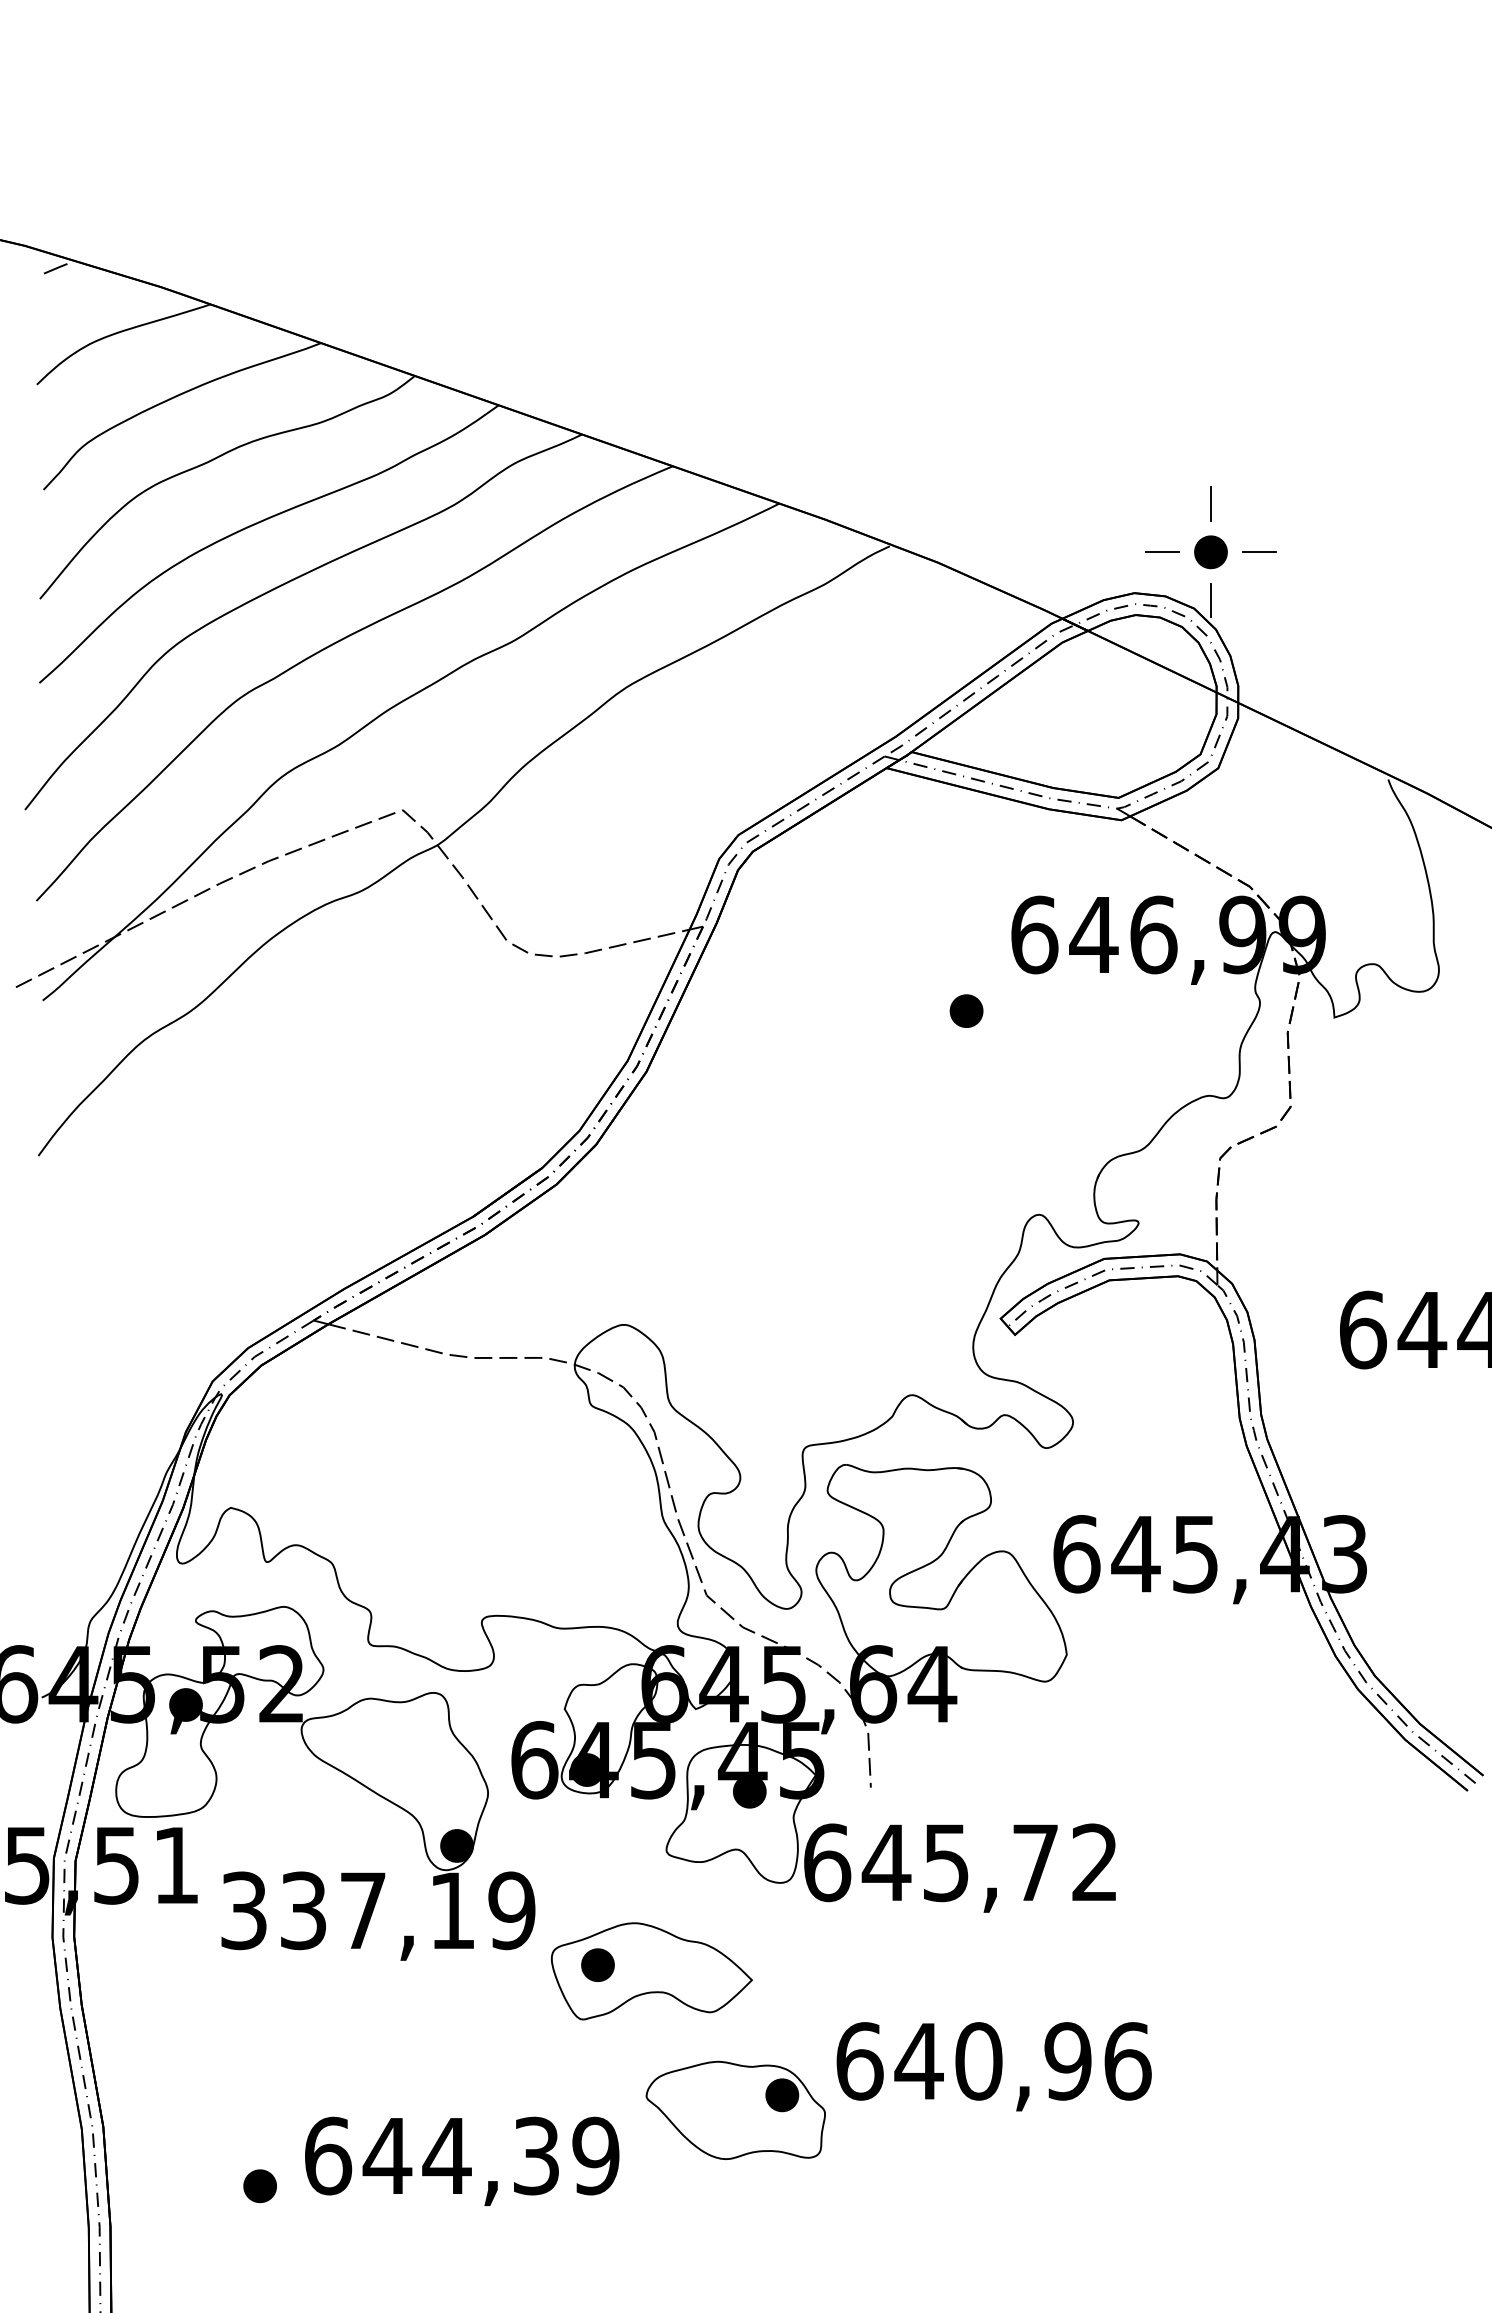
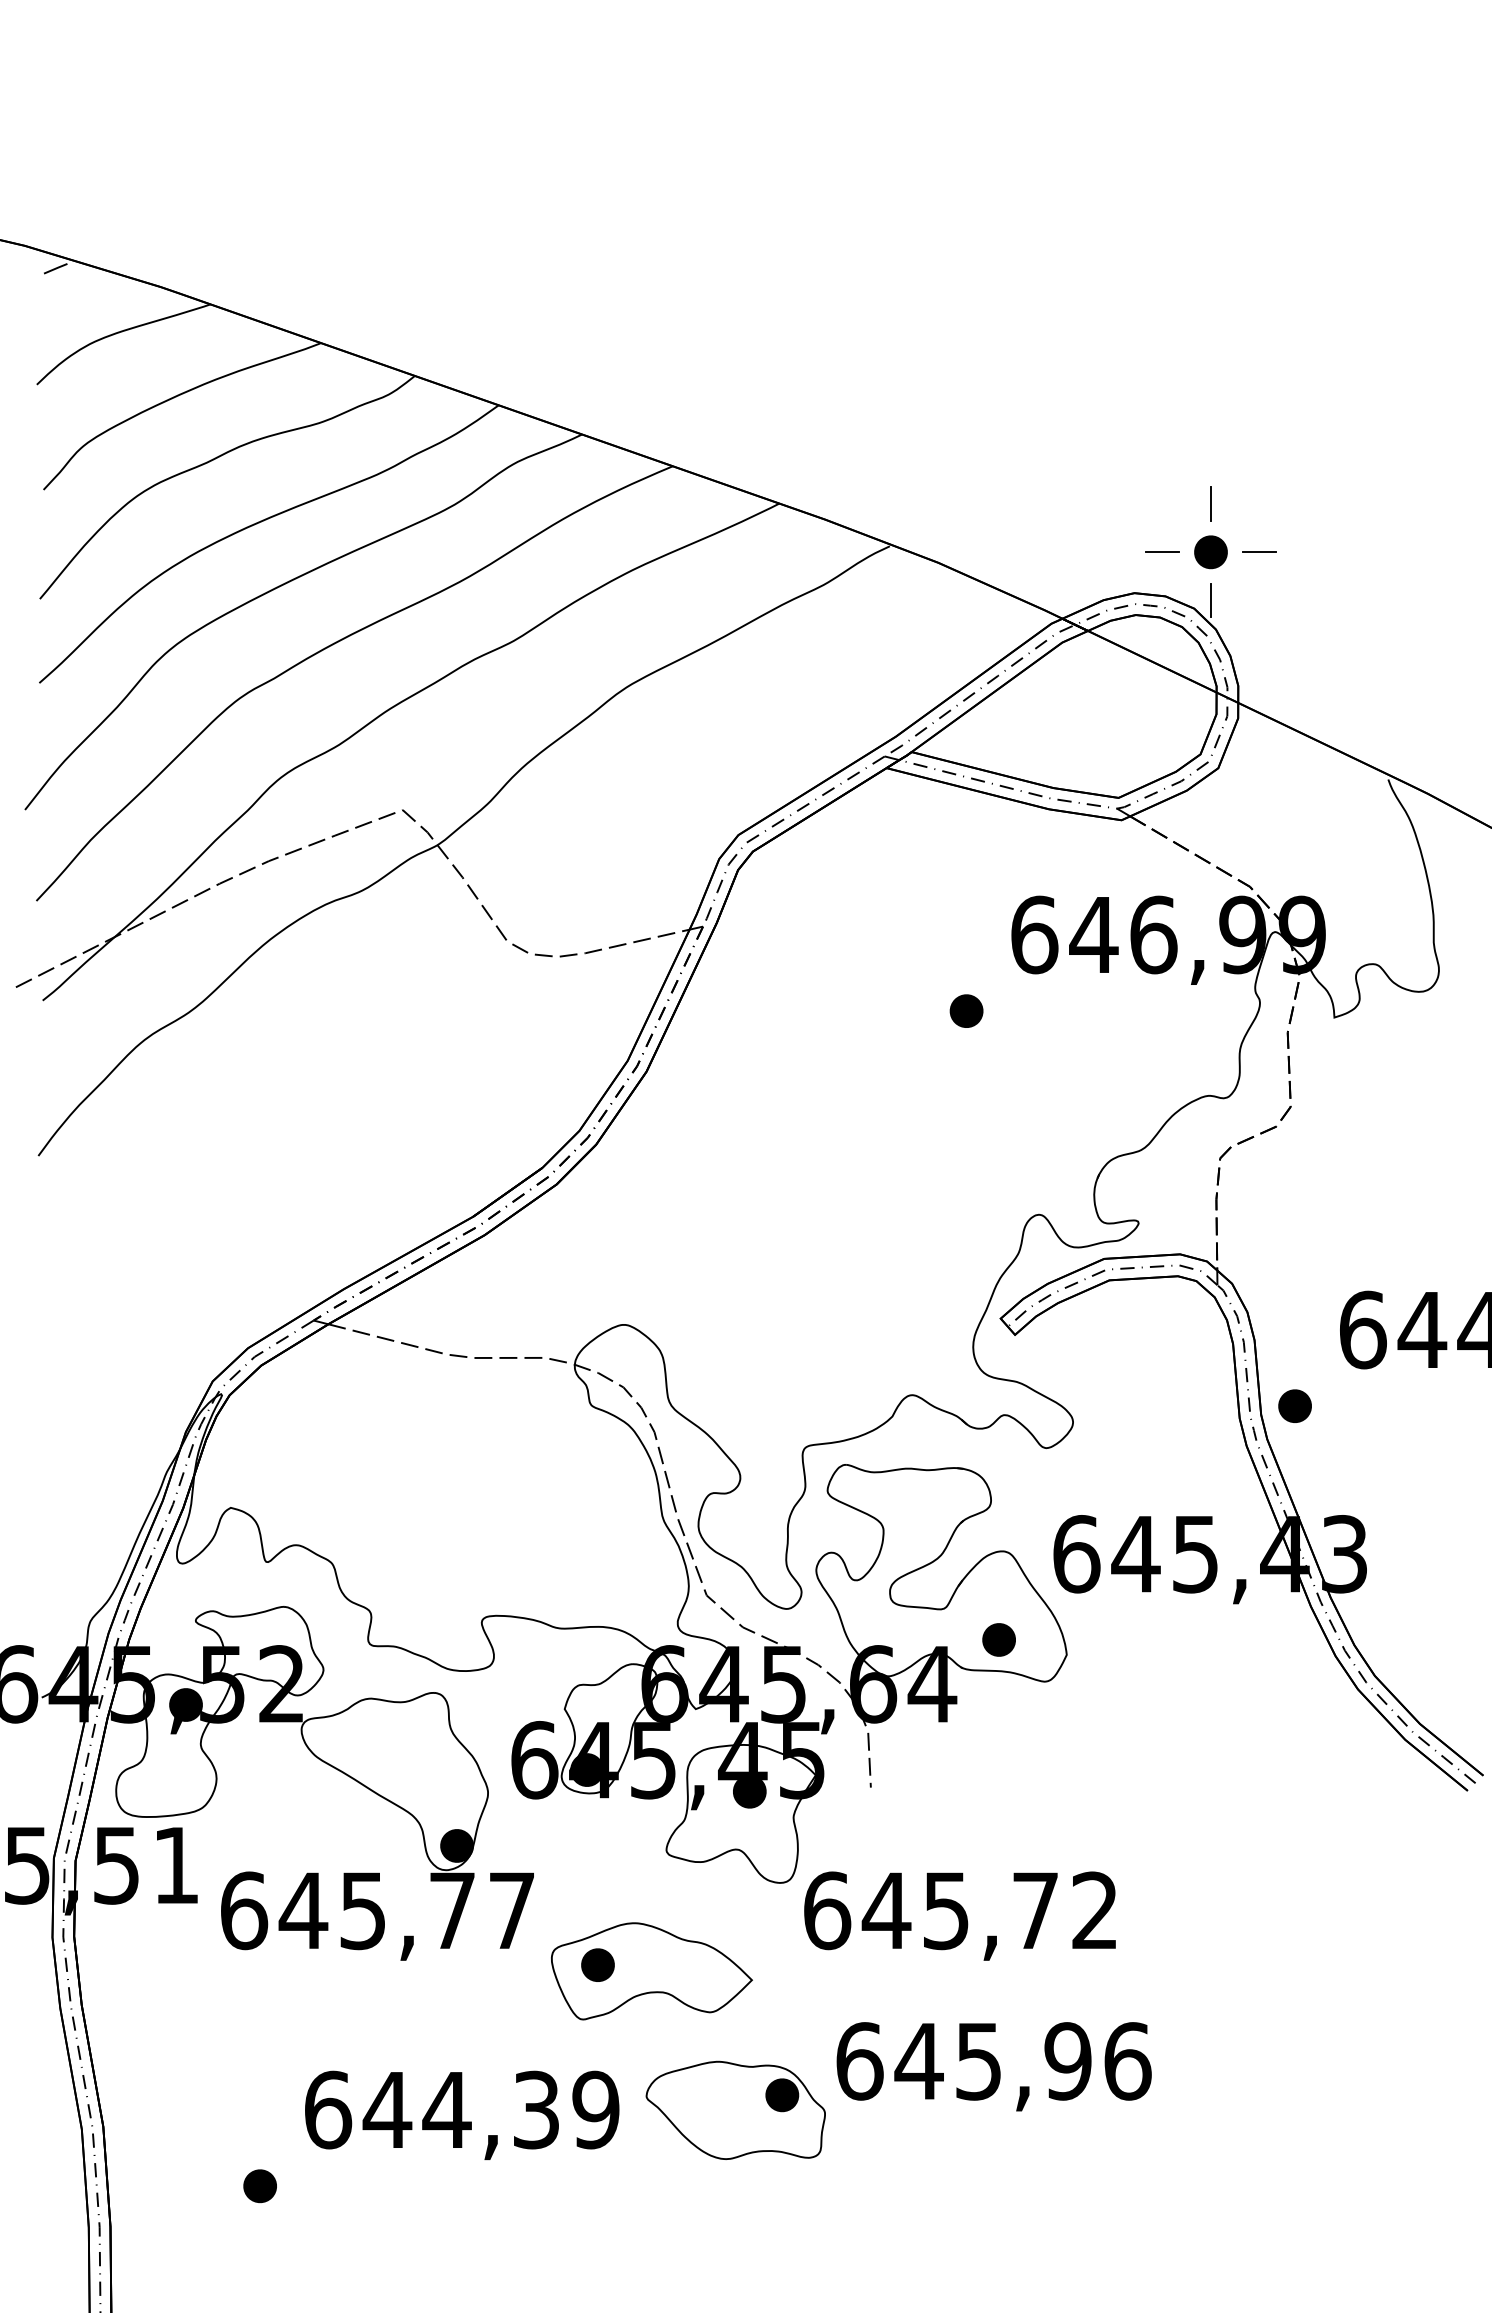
part: none -> present (1294, 1405)
part: none -> present (998, 1639)
text position: (959, 1867) -> (959, 1915) (959, 1915)
text: 337,19 -> 645,77 (378, 1910)
text: 640,96 -> 645,96 (978, 2061)
text position: (462, 2160) -> (462, 2114) (462, 2114)
